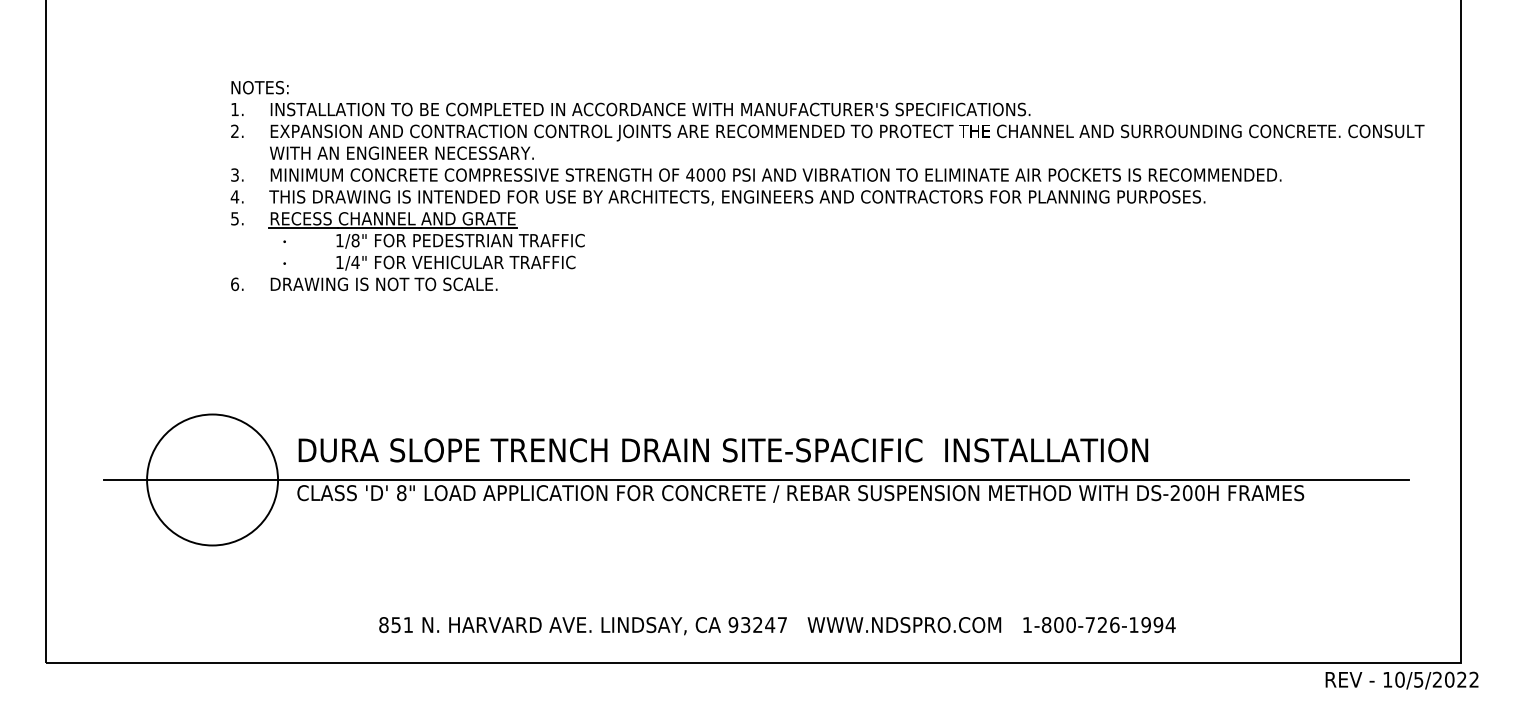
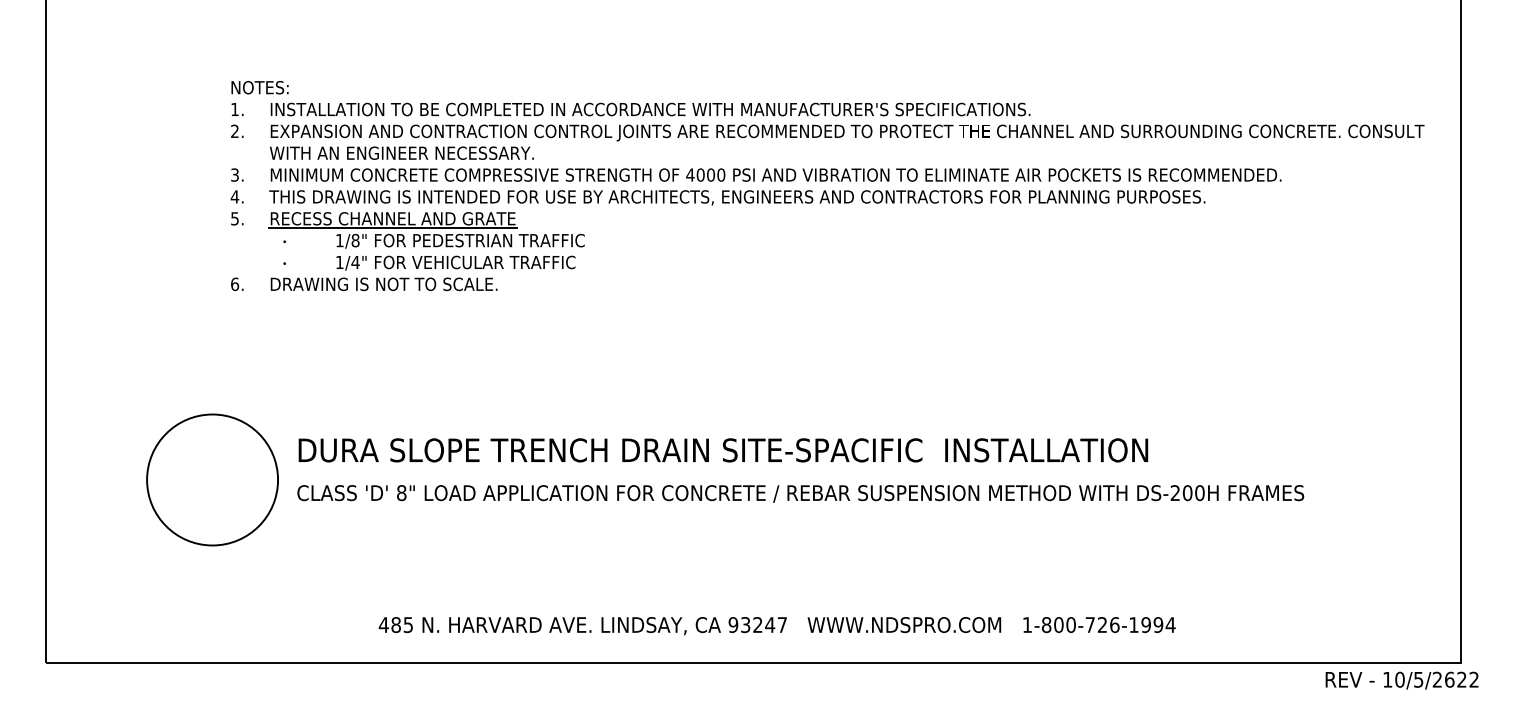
line: present -> none (756, 480)
text: 851 -> 485 (395, 625)
text: 10/5/2022 -> 10/5/2622 (1449, 679)
